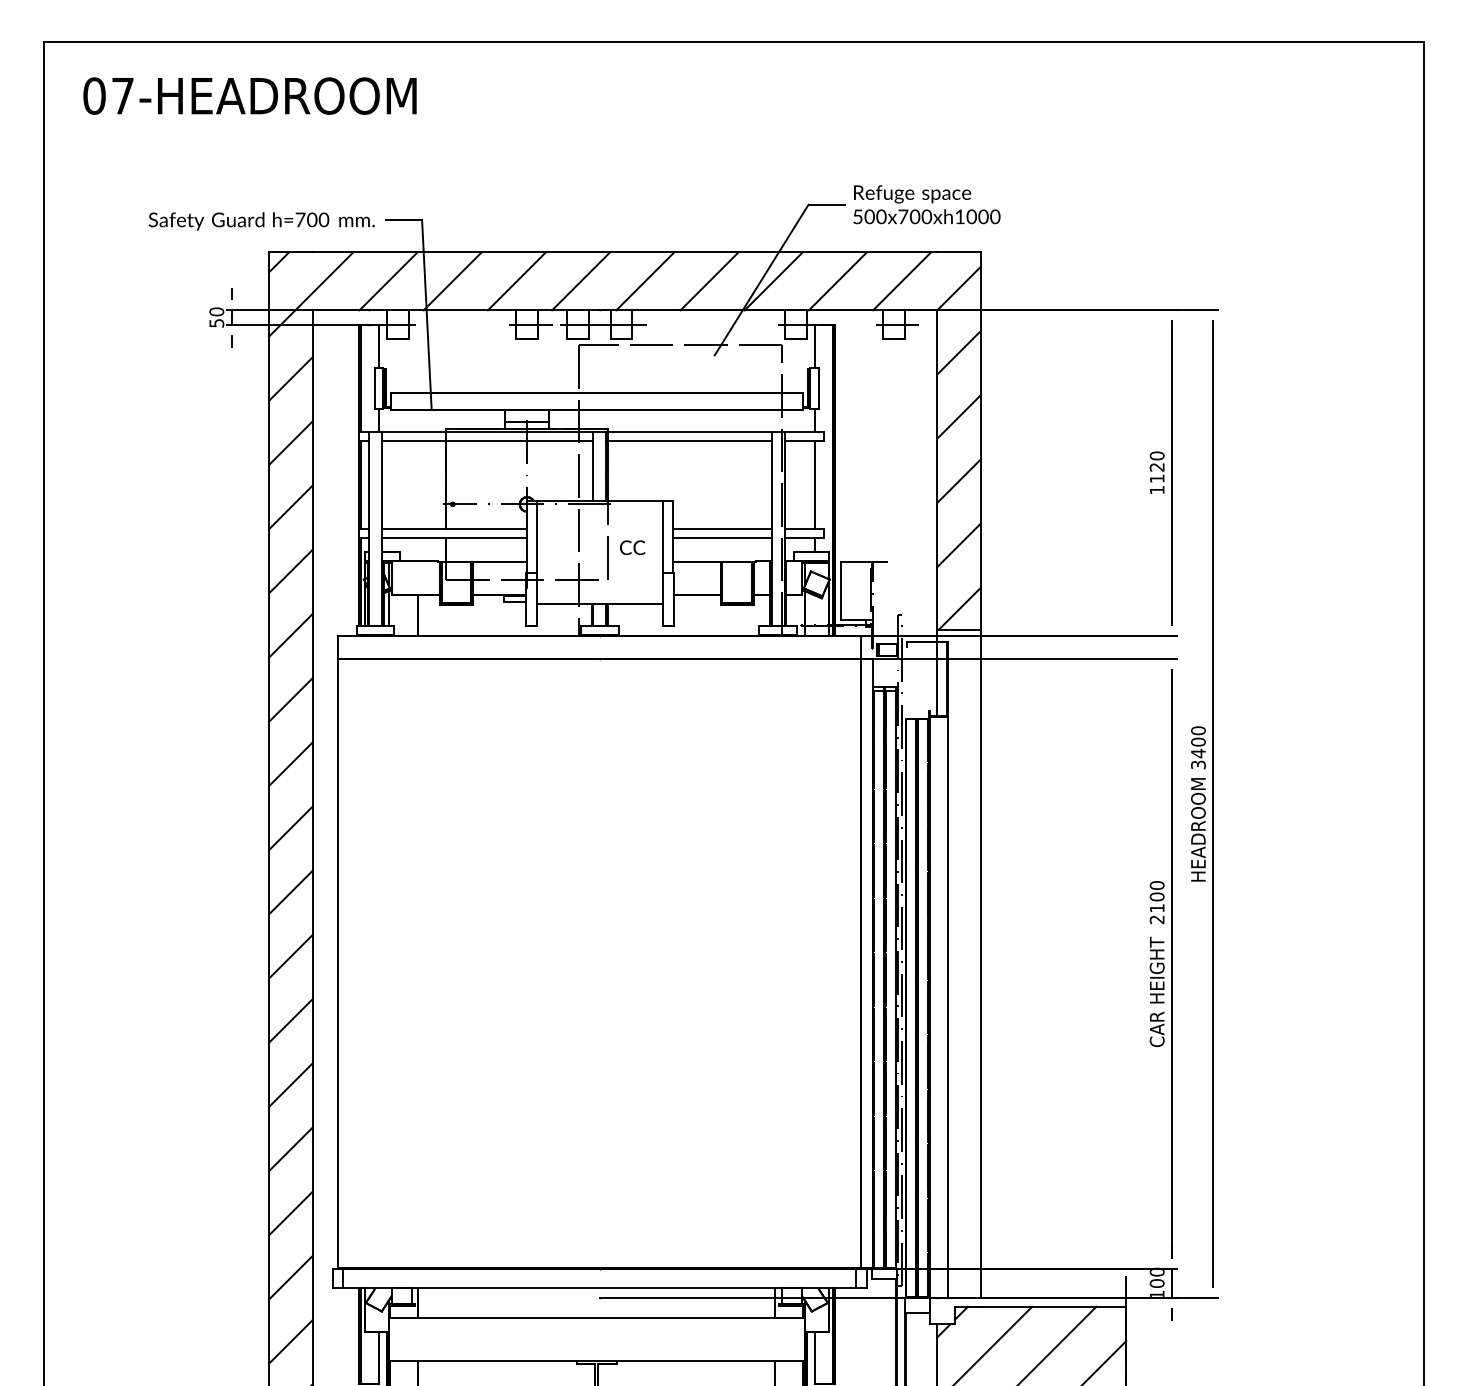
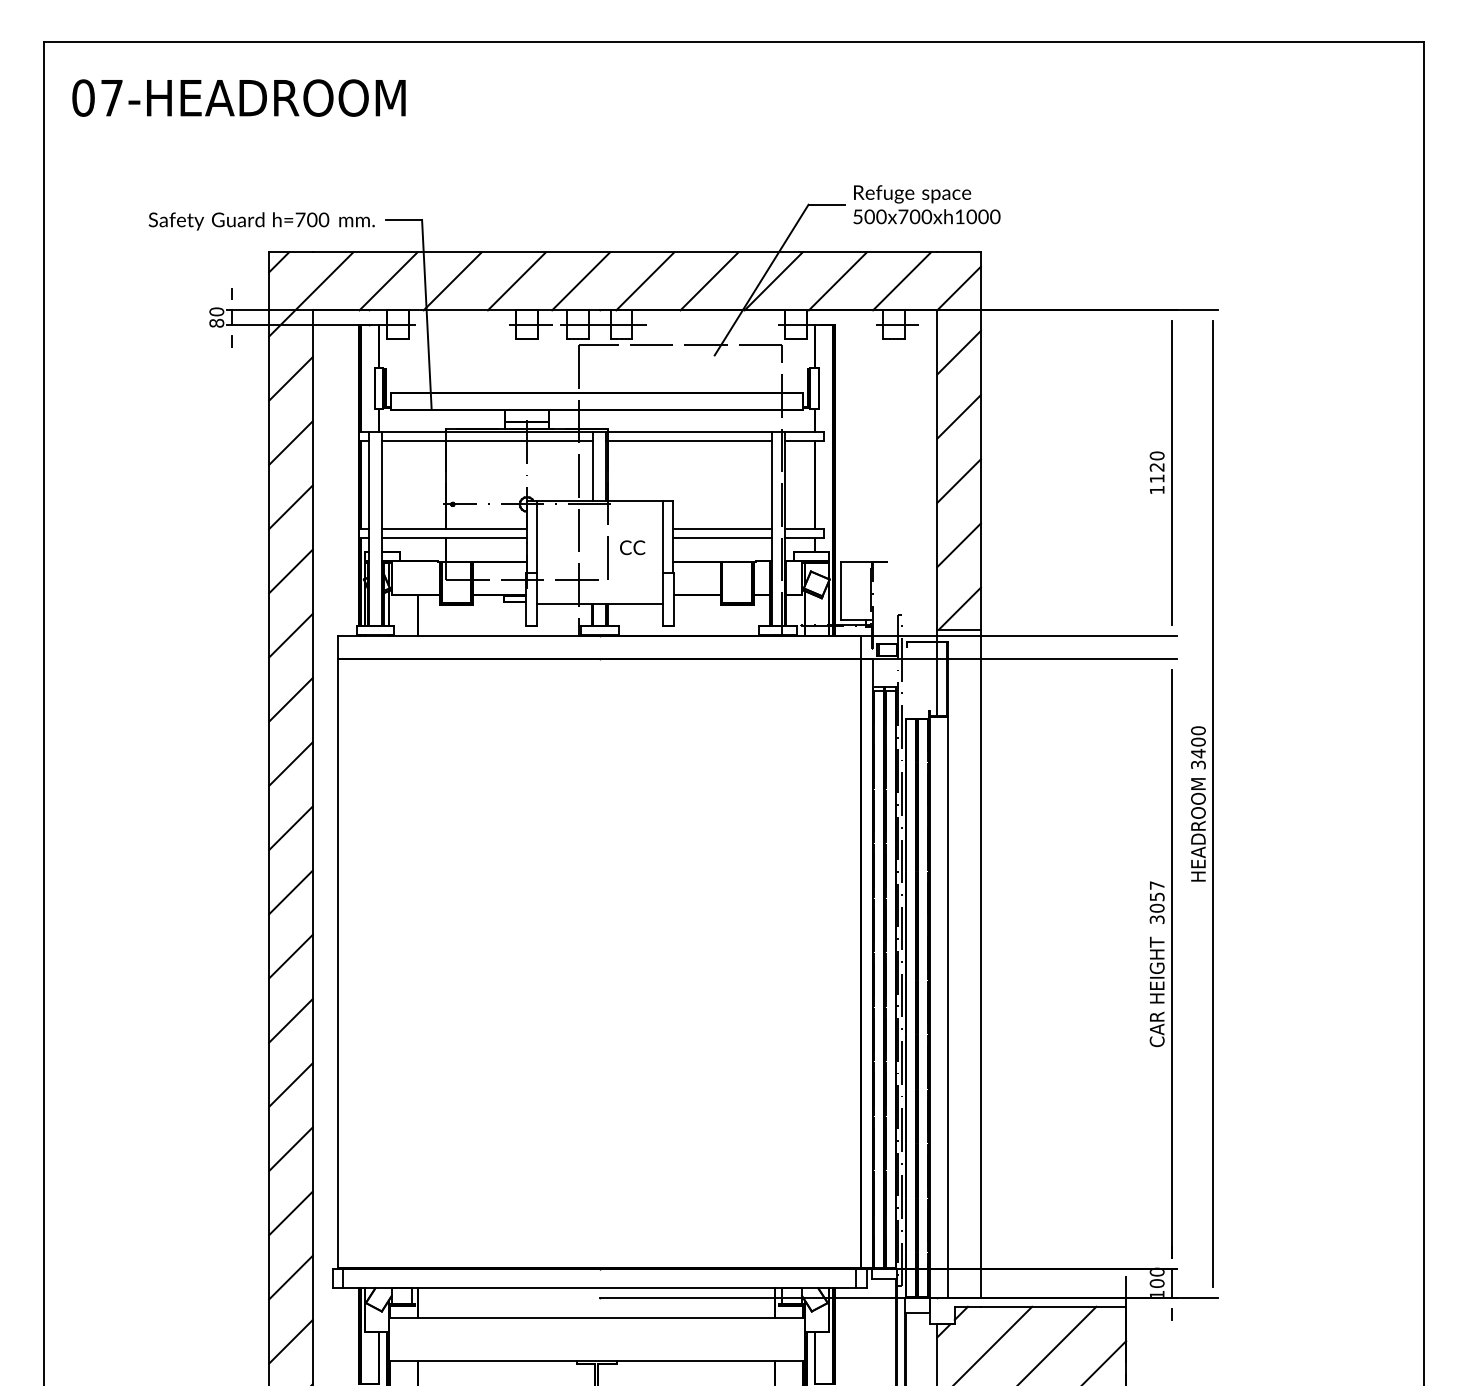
text position: (249, 95) -> (238, 97) (238, 97)
text: 50 -> 80 (216, 322)
text: 2100 -> 3057 (1156, 902)
